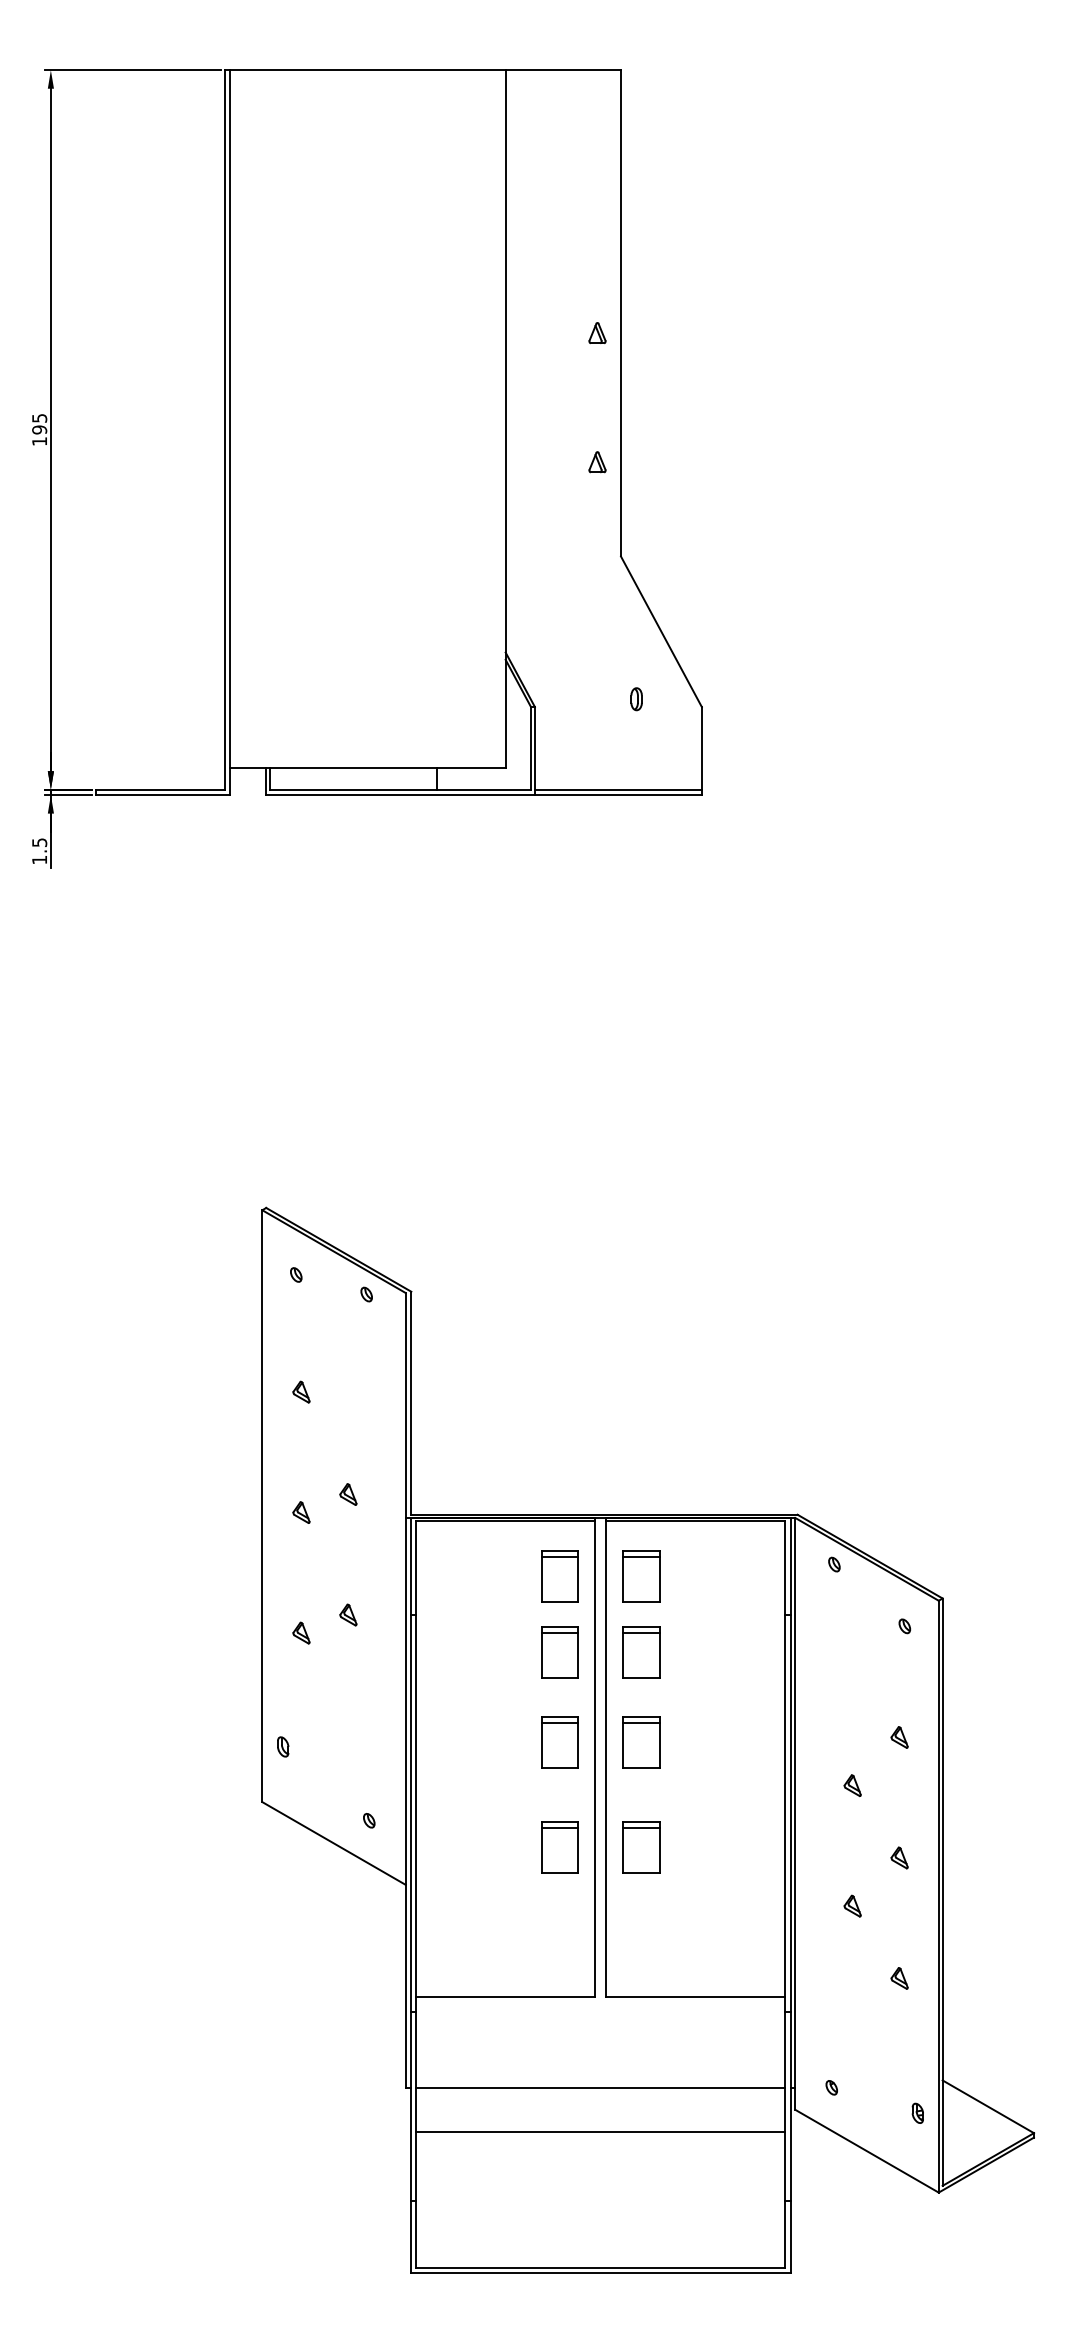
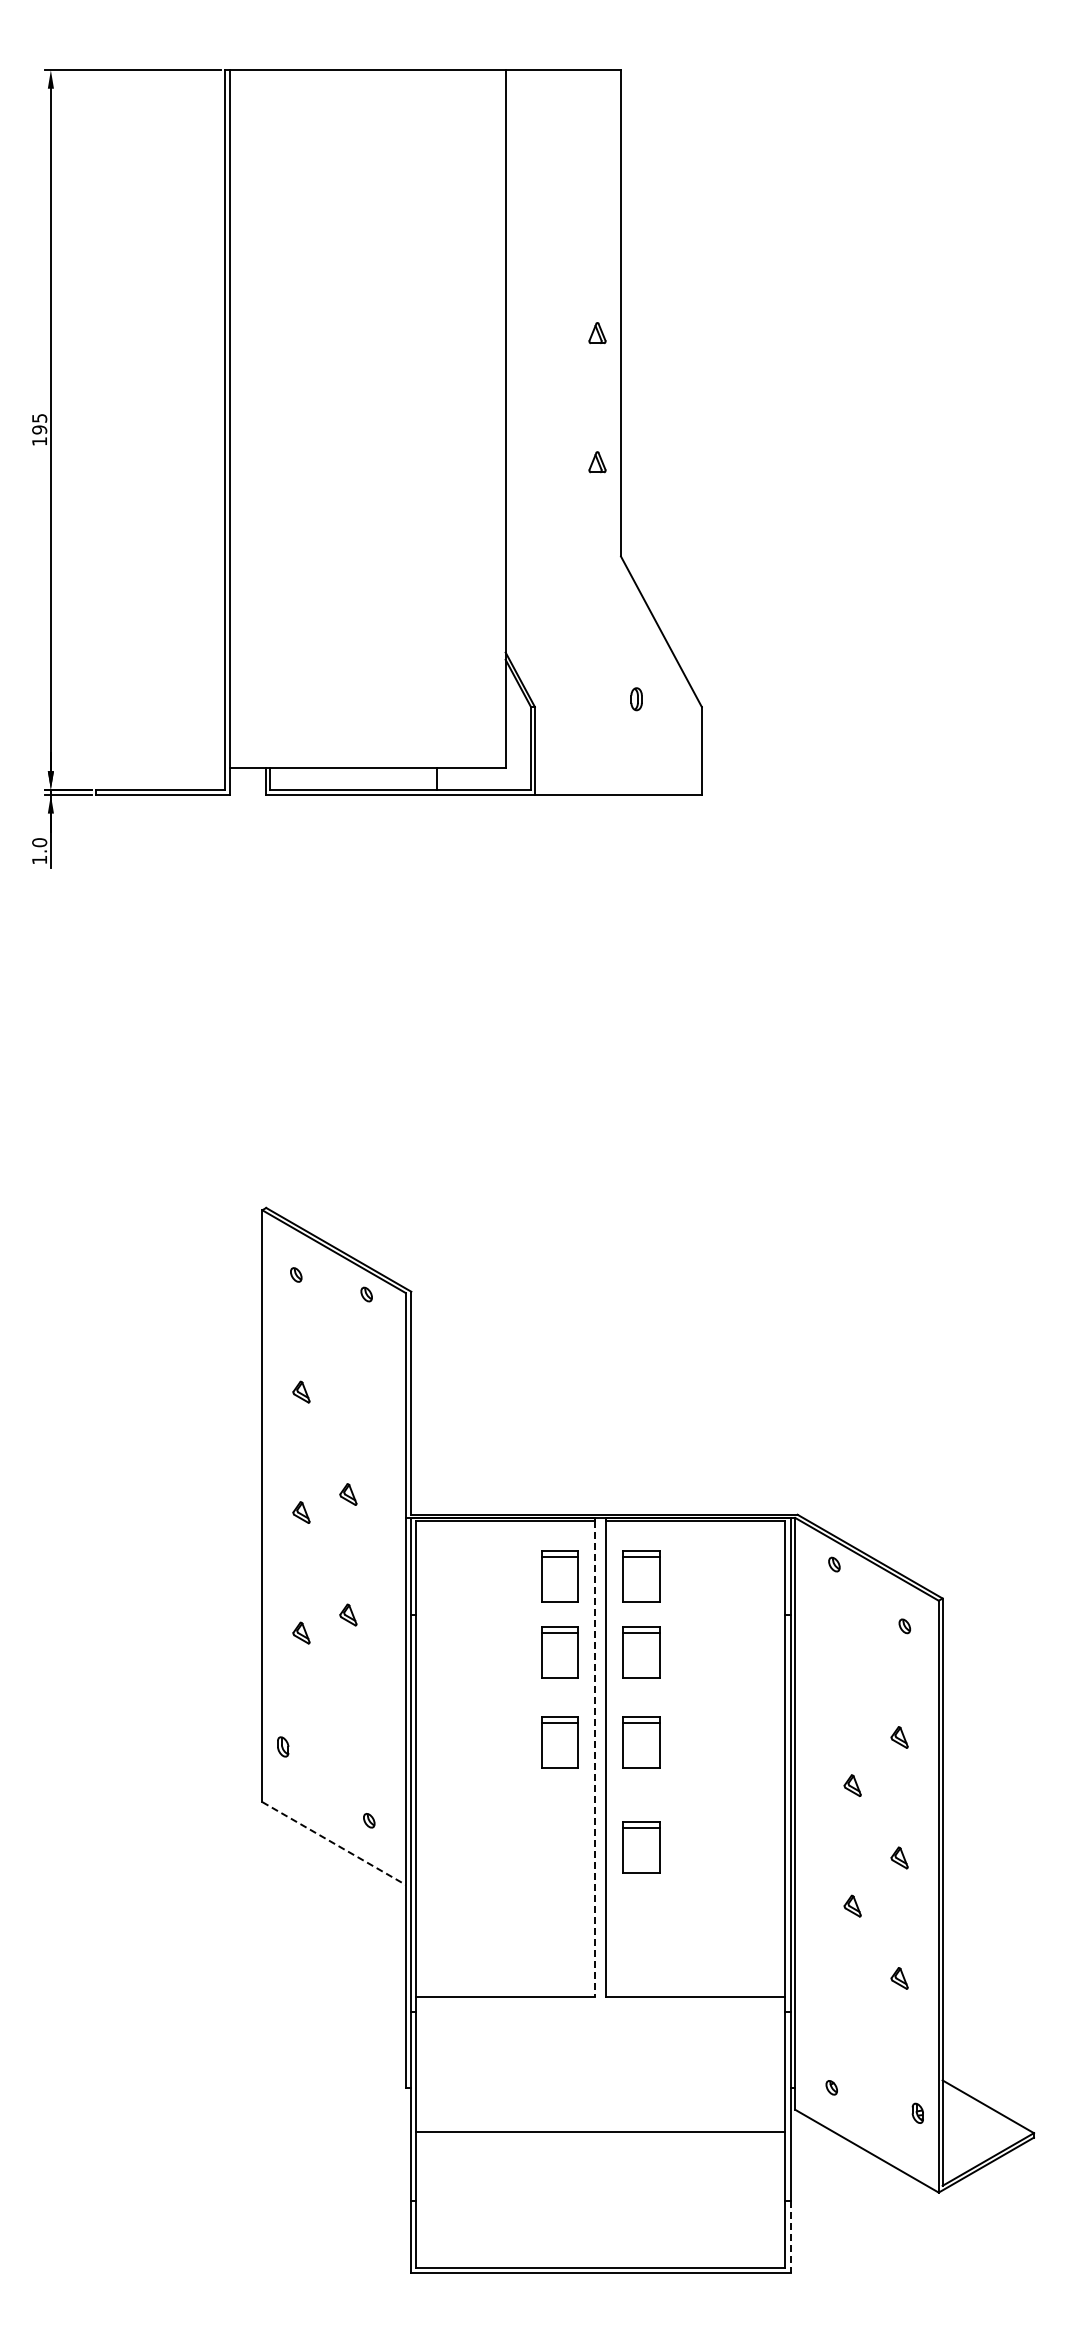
line: present -> none (617, 789)
text: 1.5 -> 1.0 (39, 842)
line: solid -> dashed (595, 1759)
line: solid -> dashed (334, 1843)
part: present -> none (559, 1847)
line: present -> none (600, 2087)
line: solid -> dashed (790, 2236)
